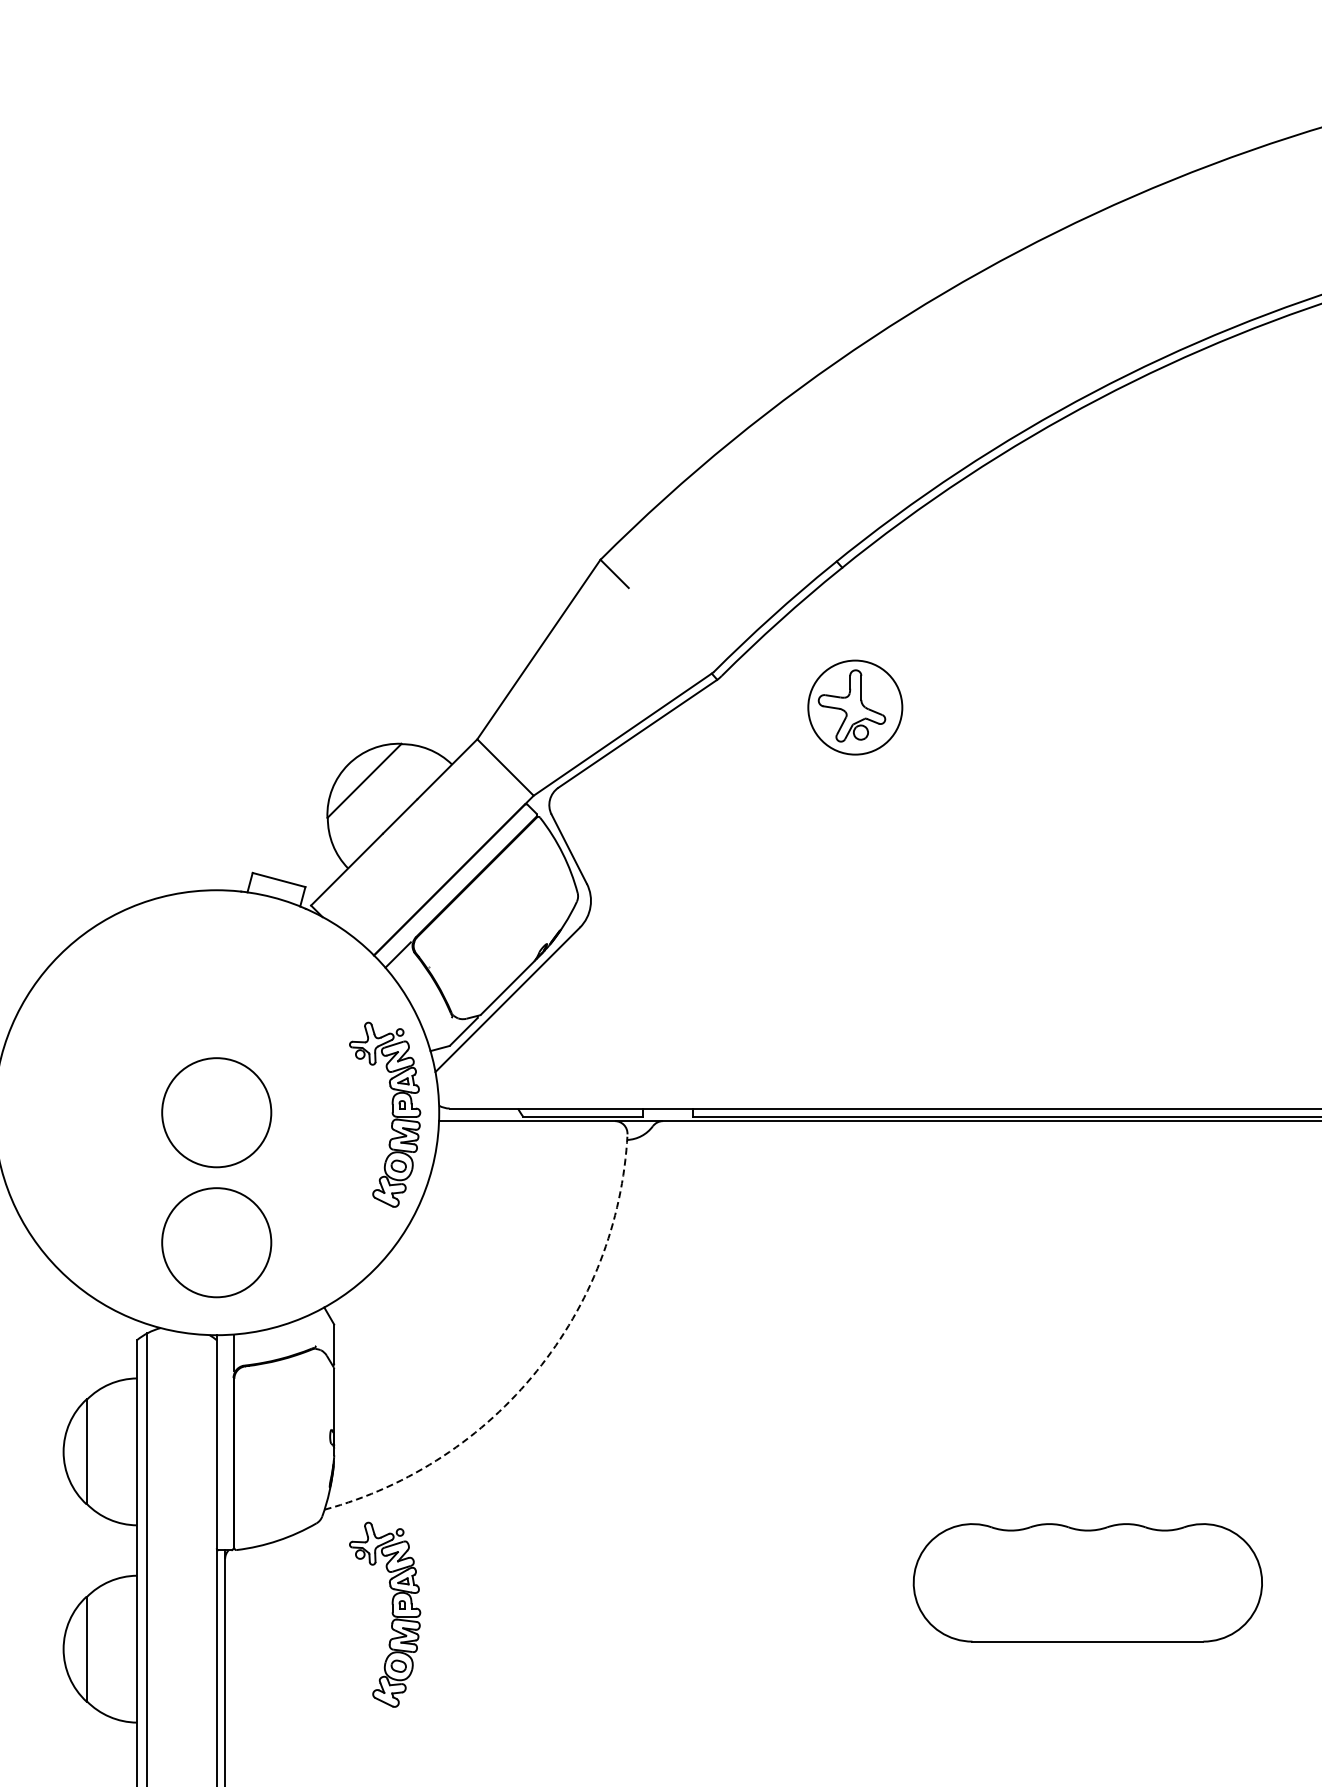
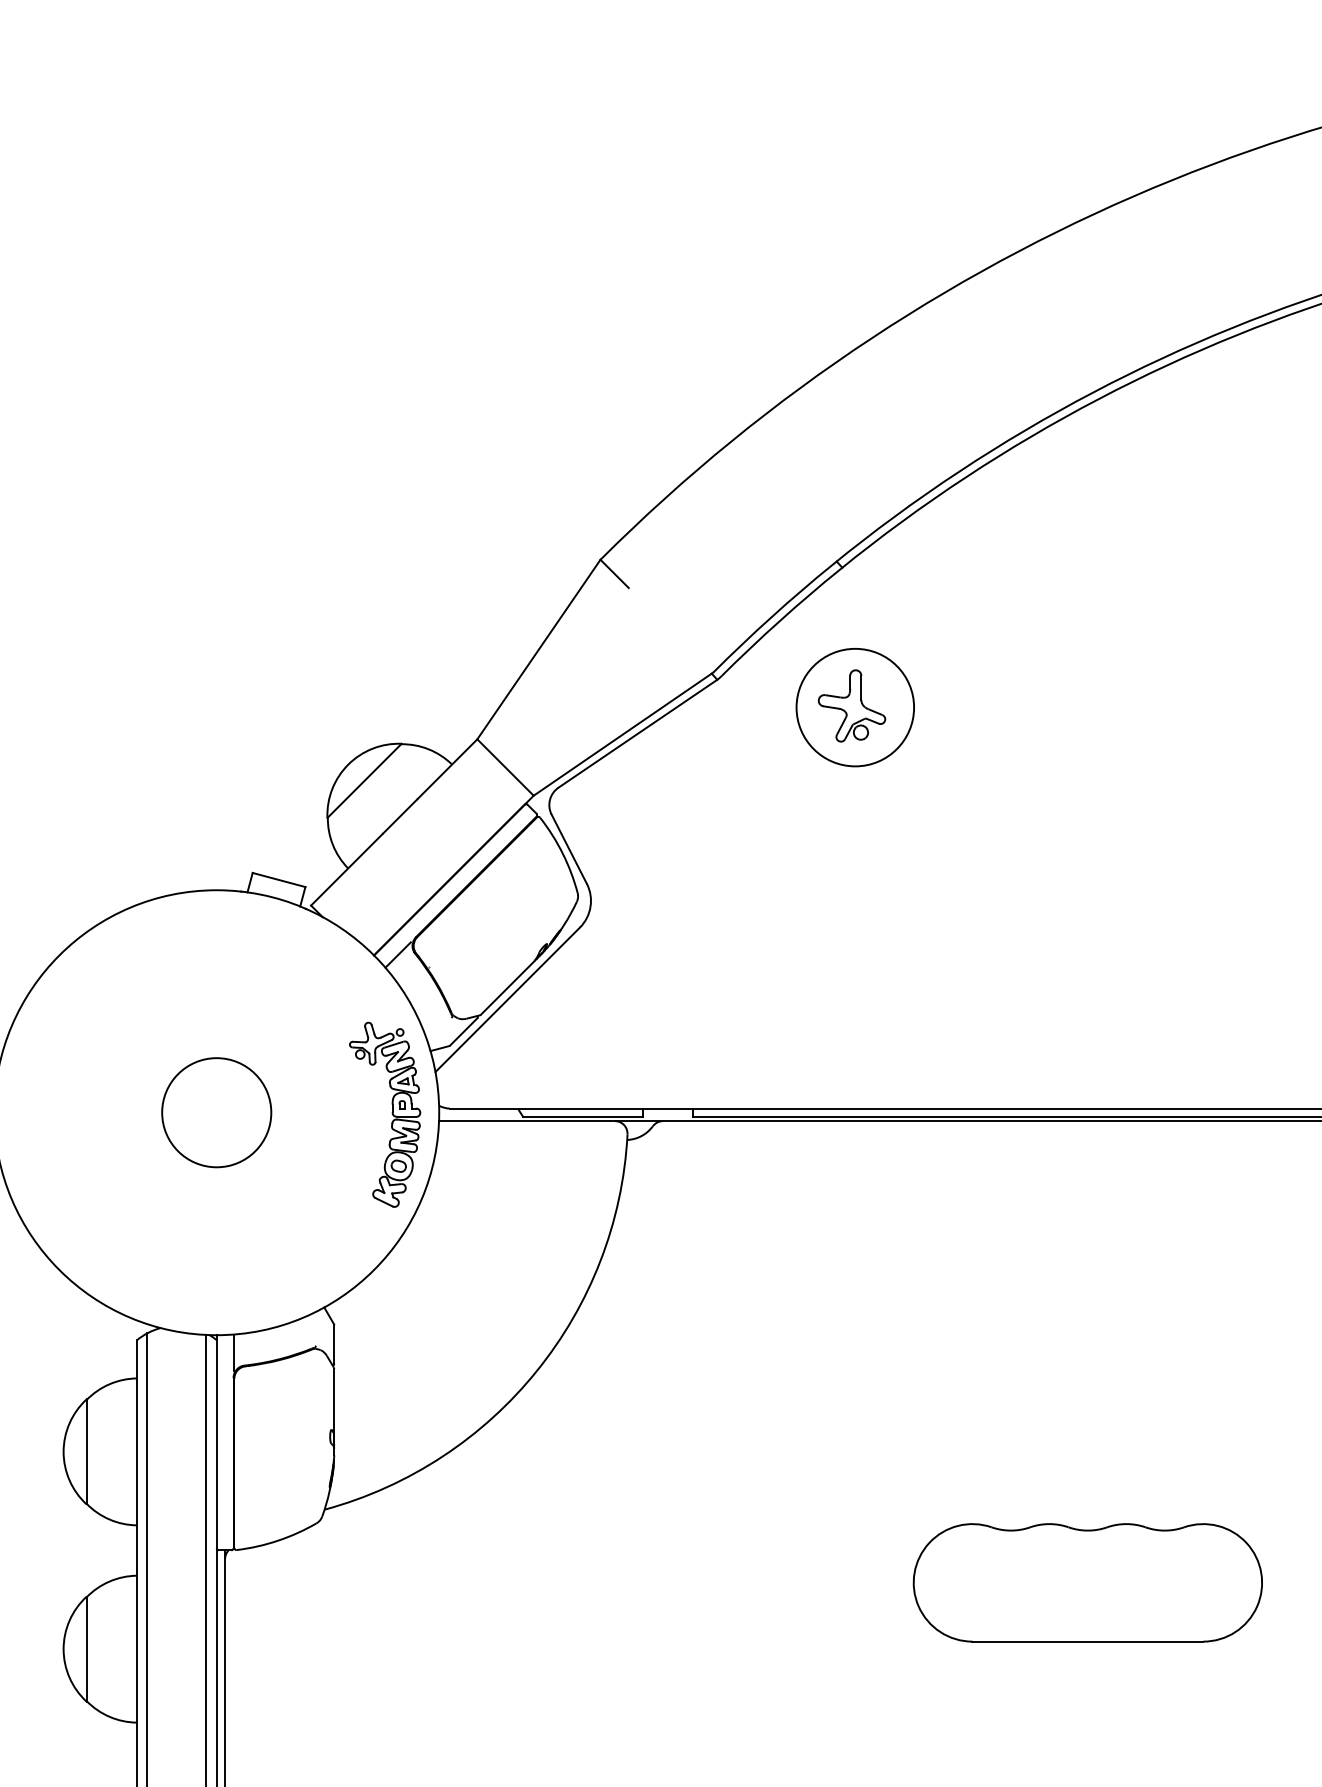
circle diameter: 94 px -> 118 px (855, 707)
circle: present -> none (216, 1242)
arc: dashed -> solid (536, 1371)
line: none -> present (206, 1558)
part: present -> none (391, 1613)
